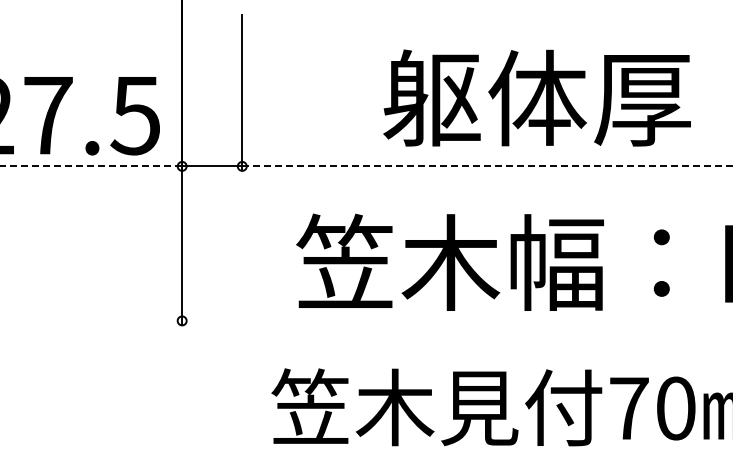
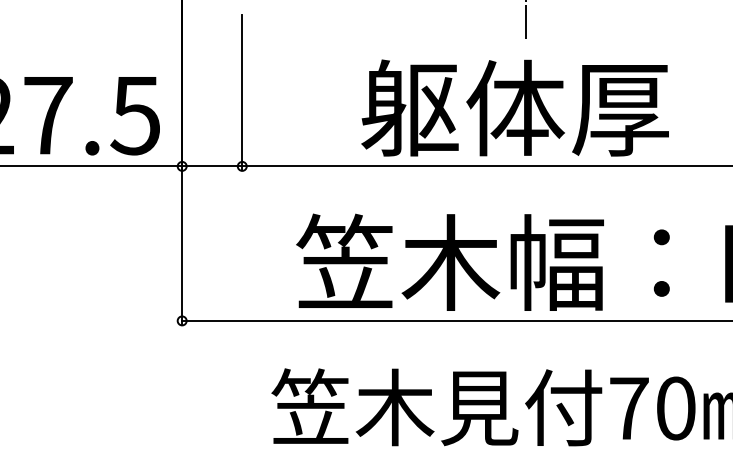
line: none -> present (525, 20)
text position: (536, 97) -> (514, 107) (514, 107)
line: dashed -> solid (91, 166)
line: dashed -> solid (488, 166)
line: none -> present (455, 320)
